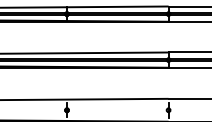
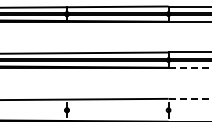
line: solid -> dashed (190, 67)
line: solid -> dashed (190, 98)
